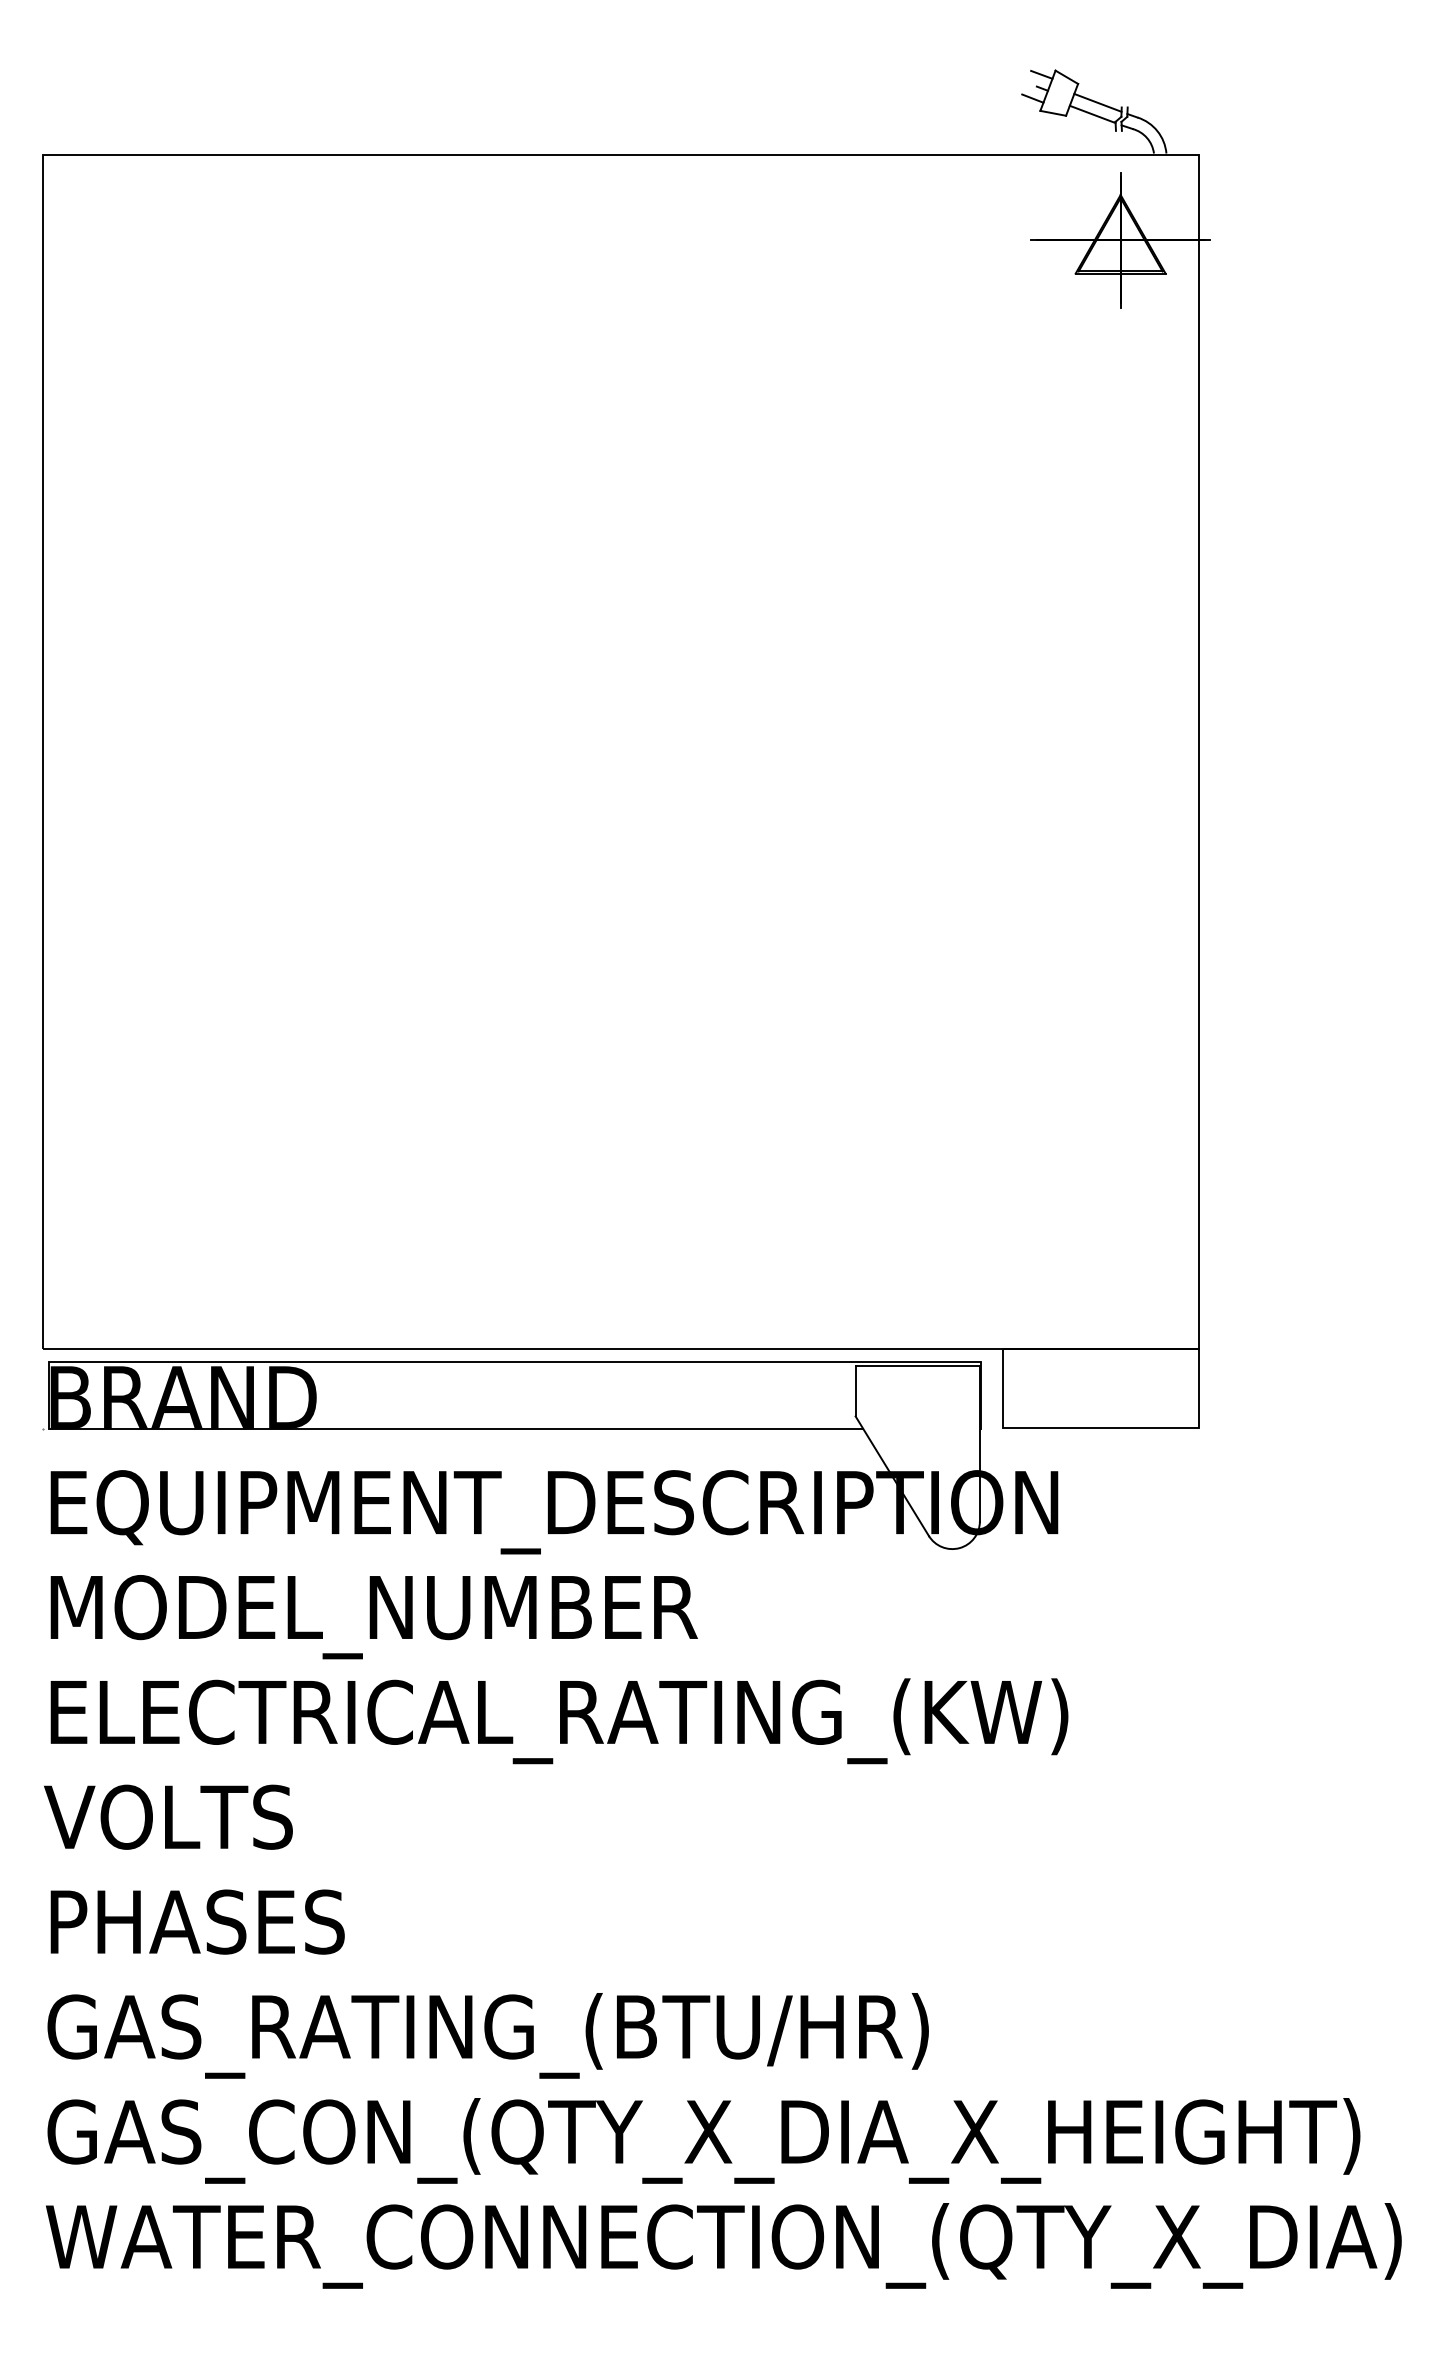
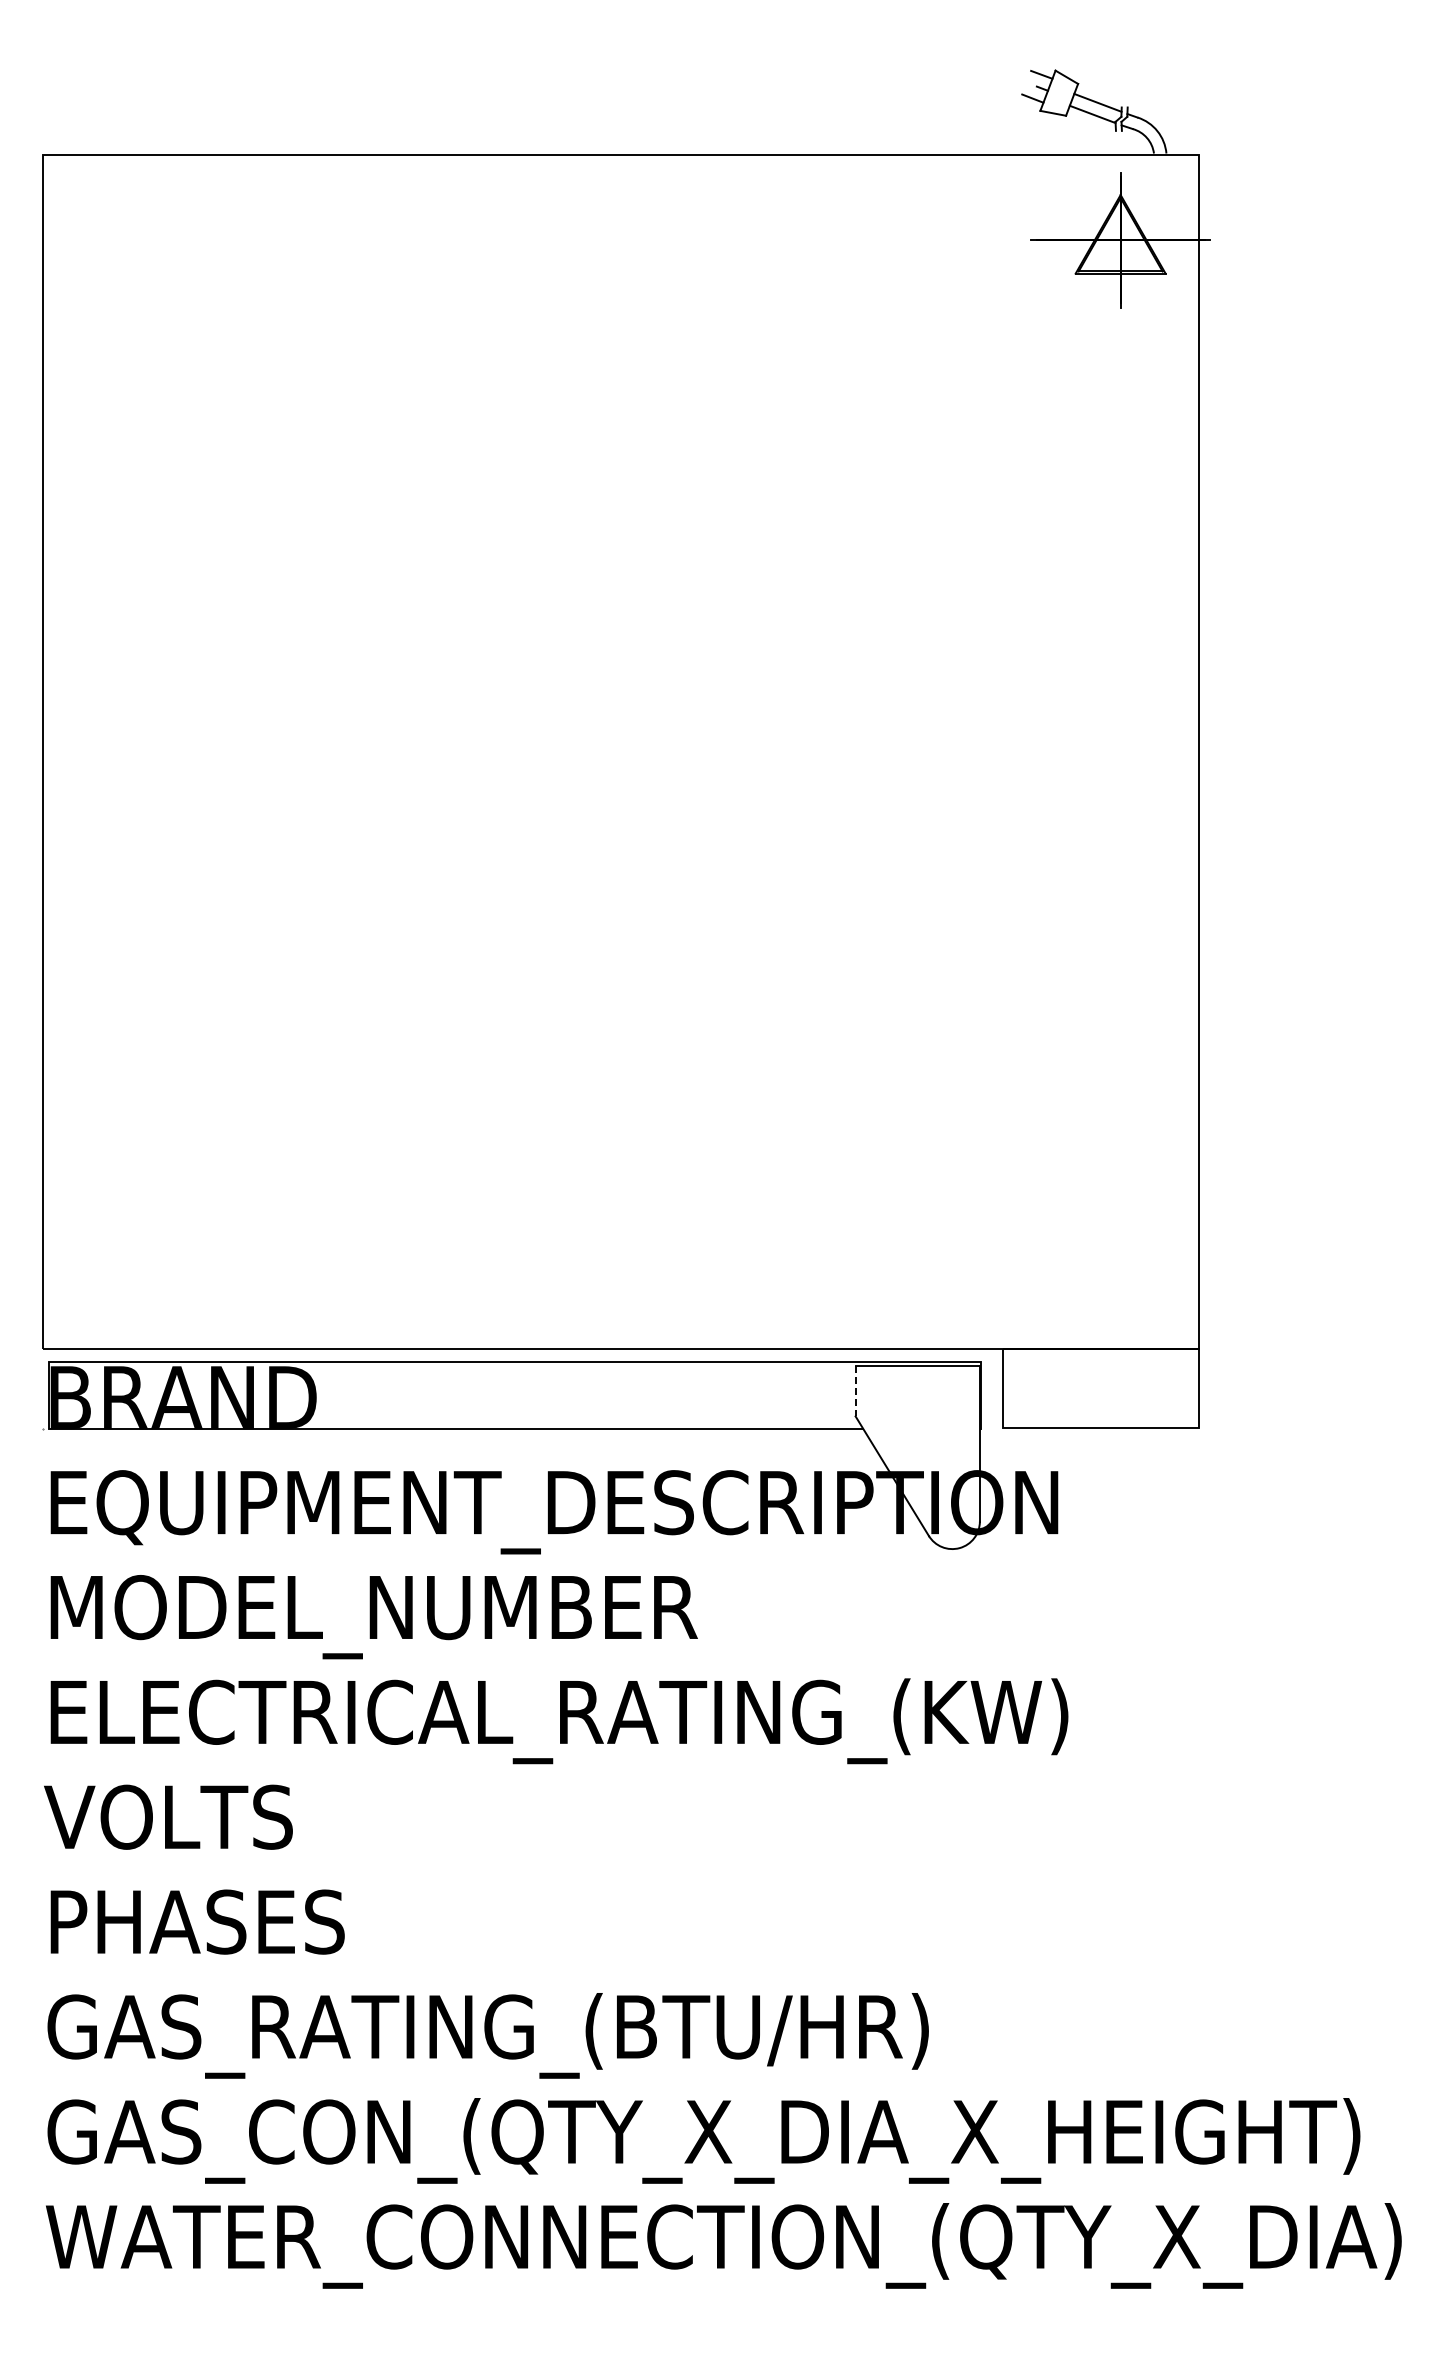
line: solid -> dashed (855, 1391)
